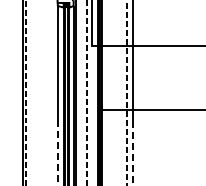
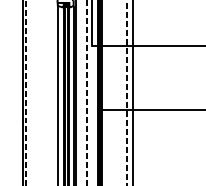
line: dashed -> solid (57, 153)
line: dashed -> solid (132, 153)
